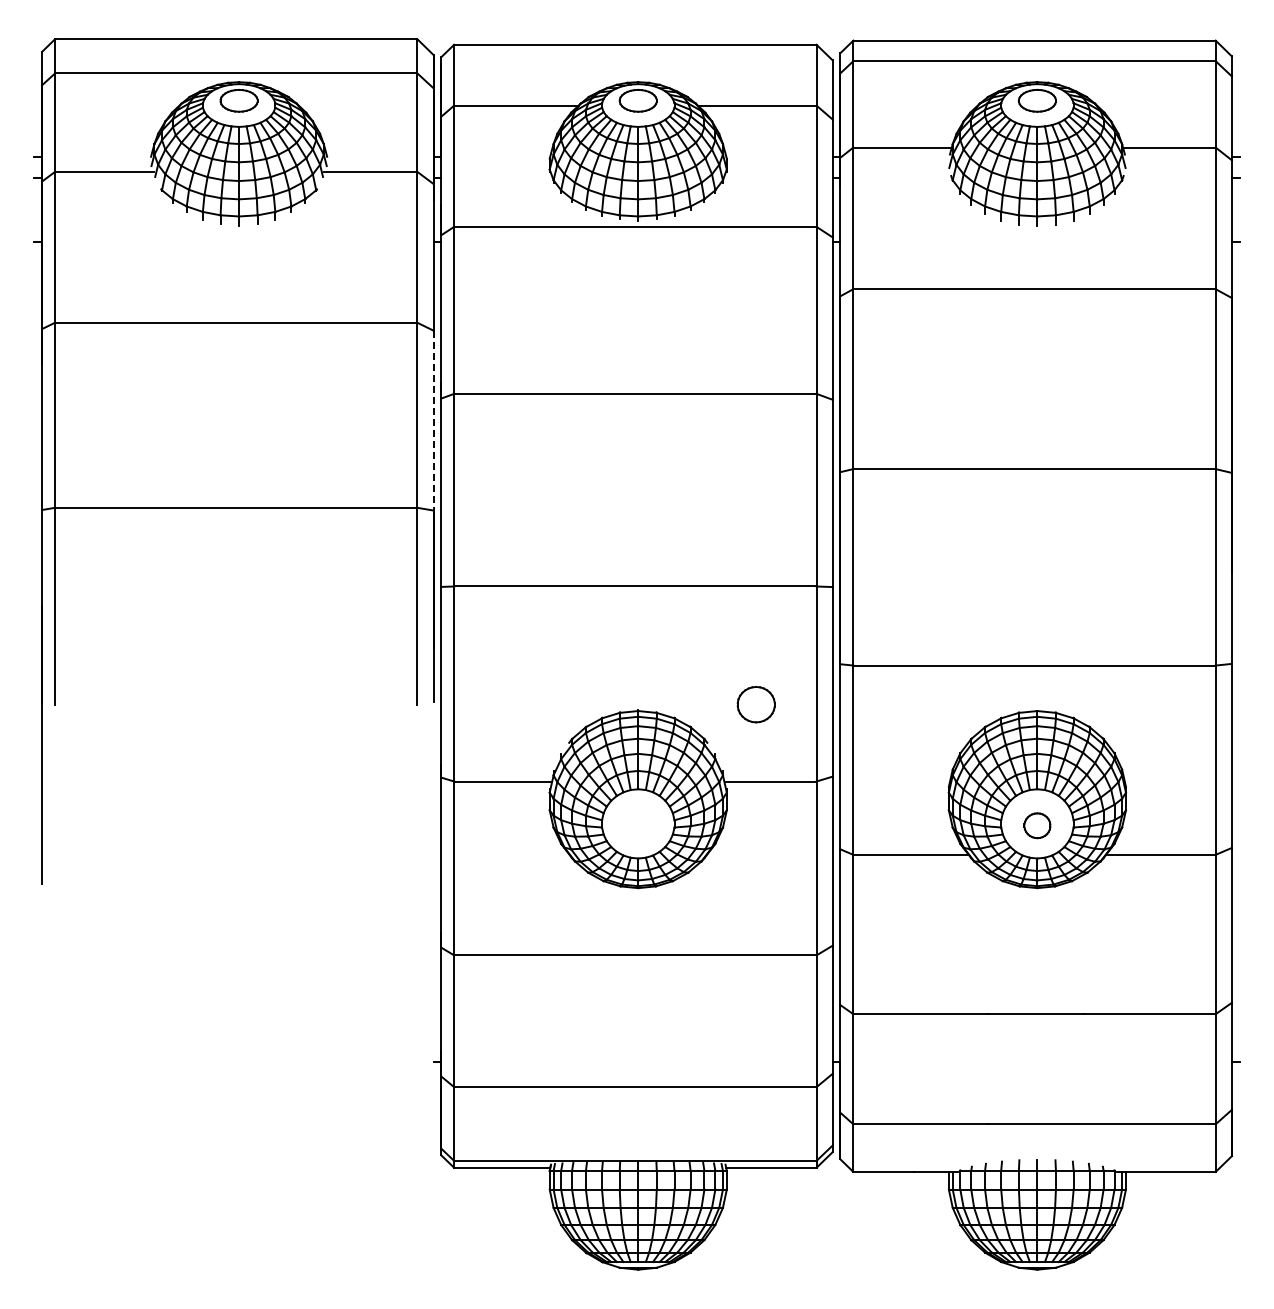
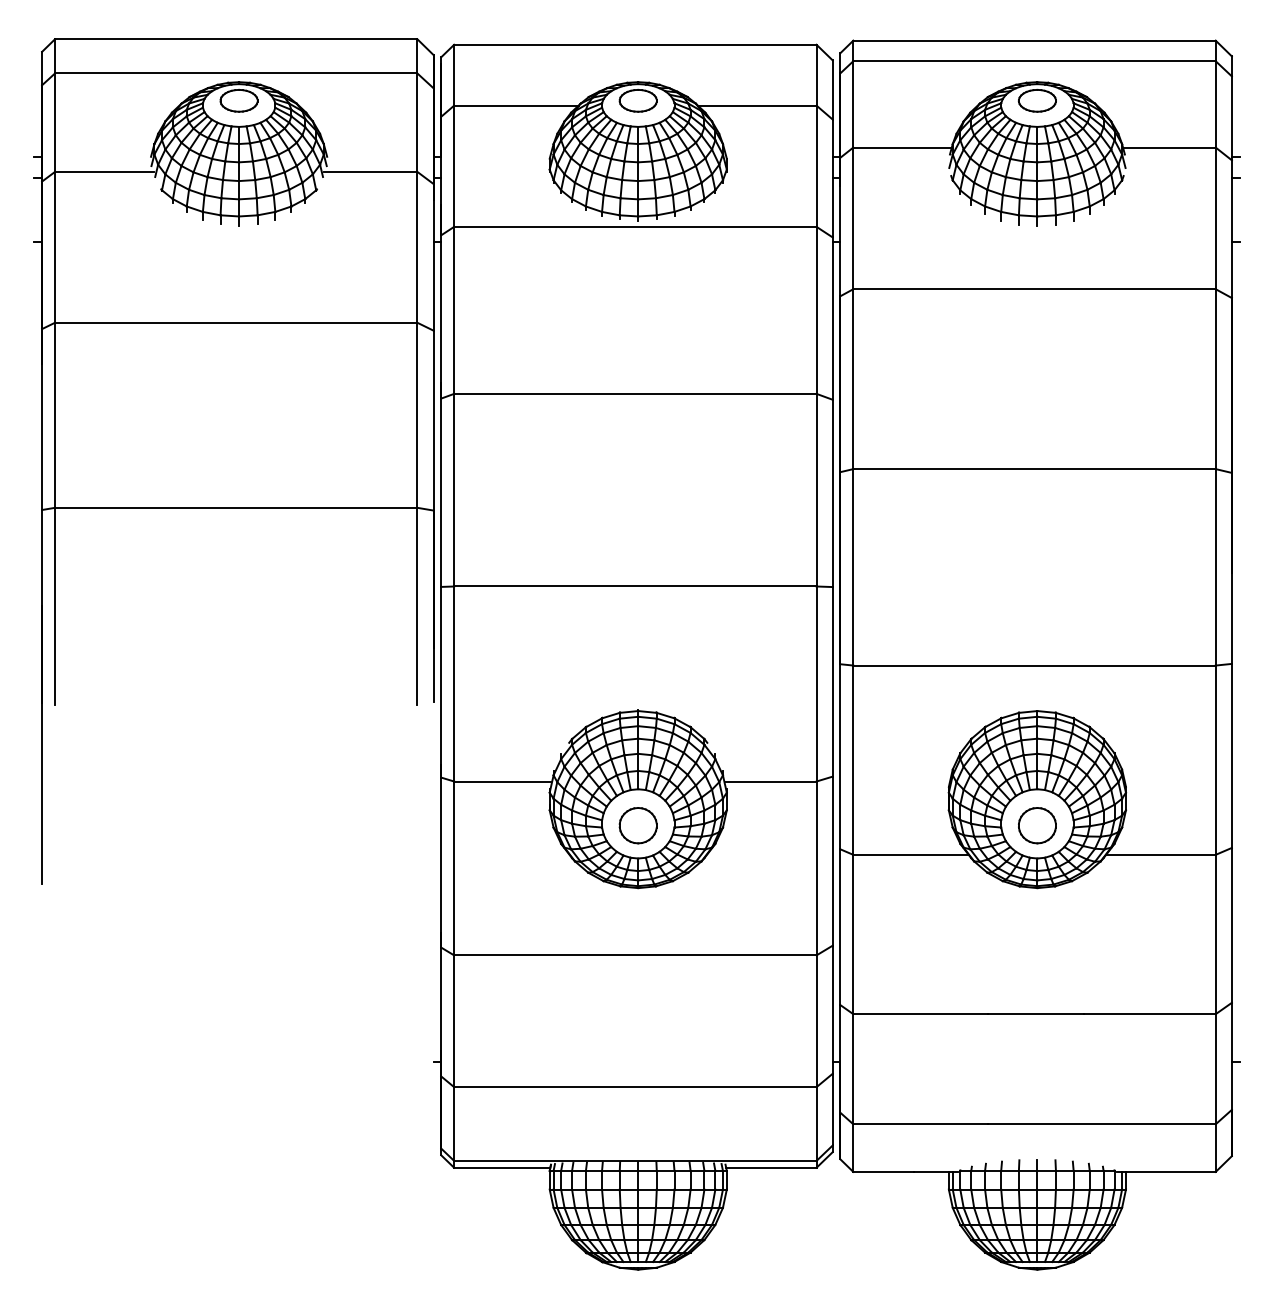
line: dashed -> solid (433, 420)
part position: (755, 704) -> (637, 825) (637, 825)
part size: 29x28 px -> 39x38 px (1037, 825)
